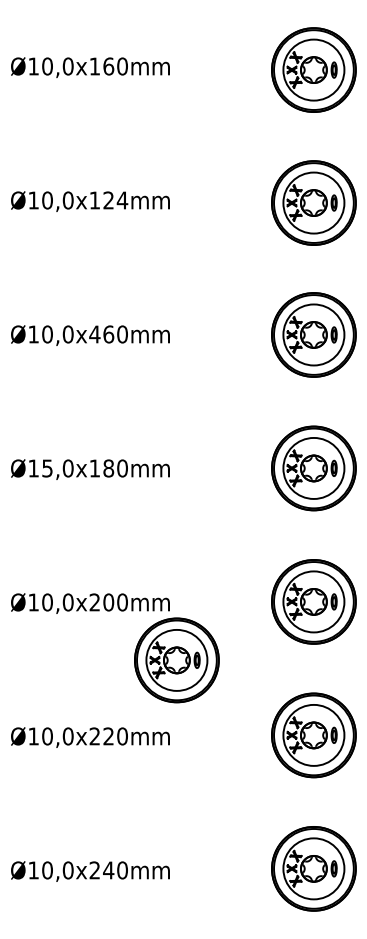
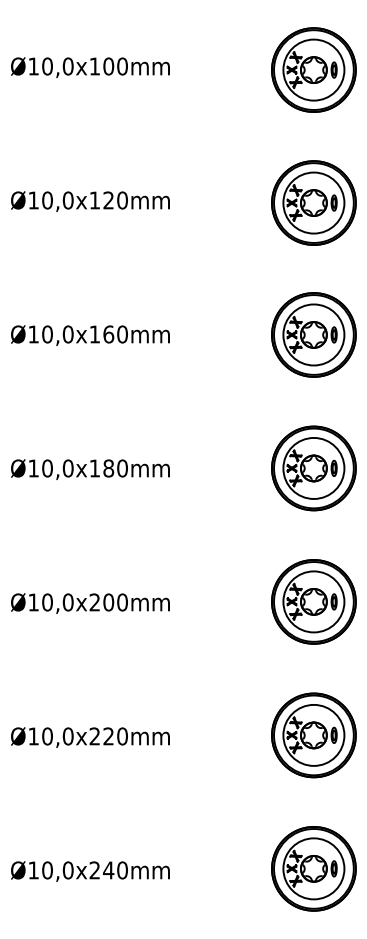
text: Ø10,0x160mm -> Ø10,0x100mm (108, 66)
text: Ø10,0x124mm -> Ø10,0x120mm (122, 200)
text: Ø10,0x460mm -> Ø10,0x160mm (94, 334)
text: Ø15,0x180mm -> Ø10,0x180mm (47, 468)
part: present -> none (176, 660)
